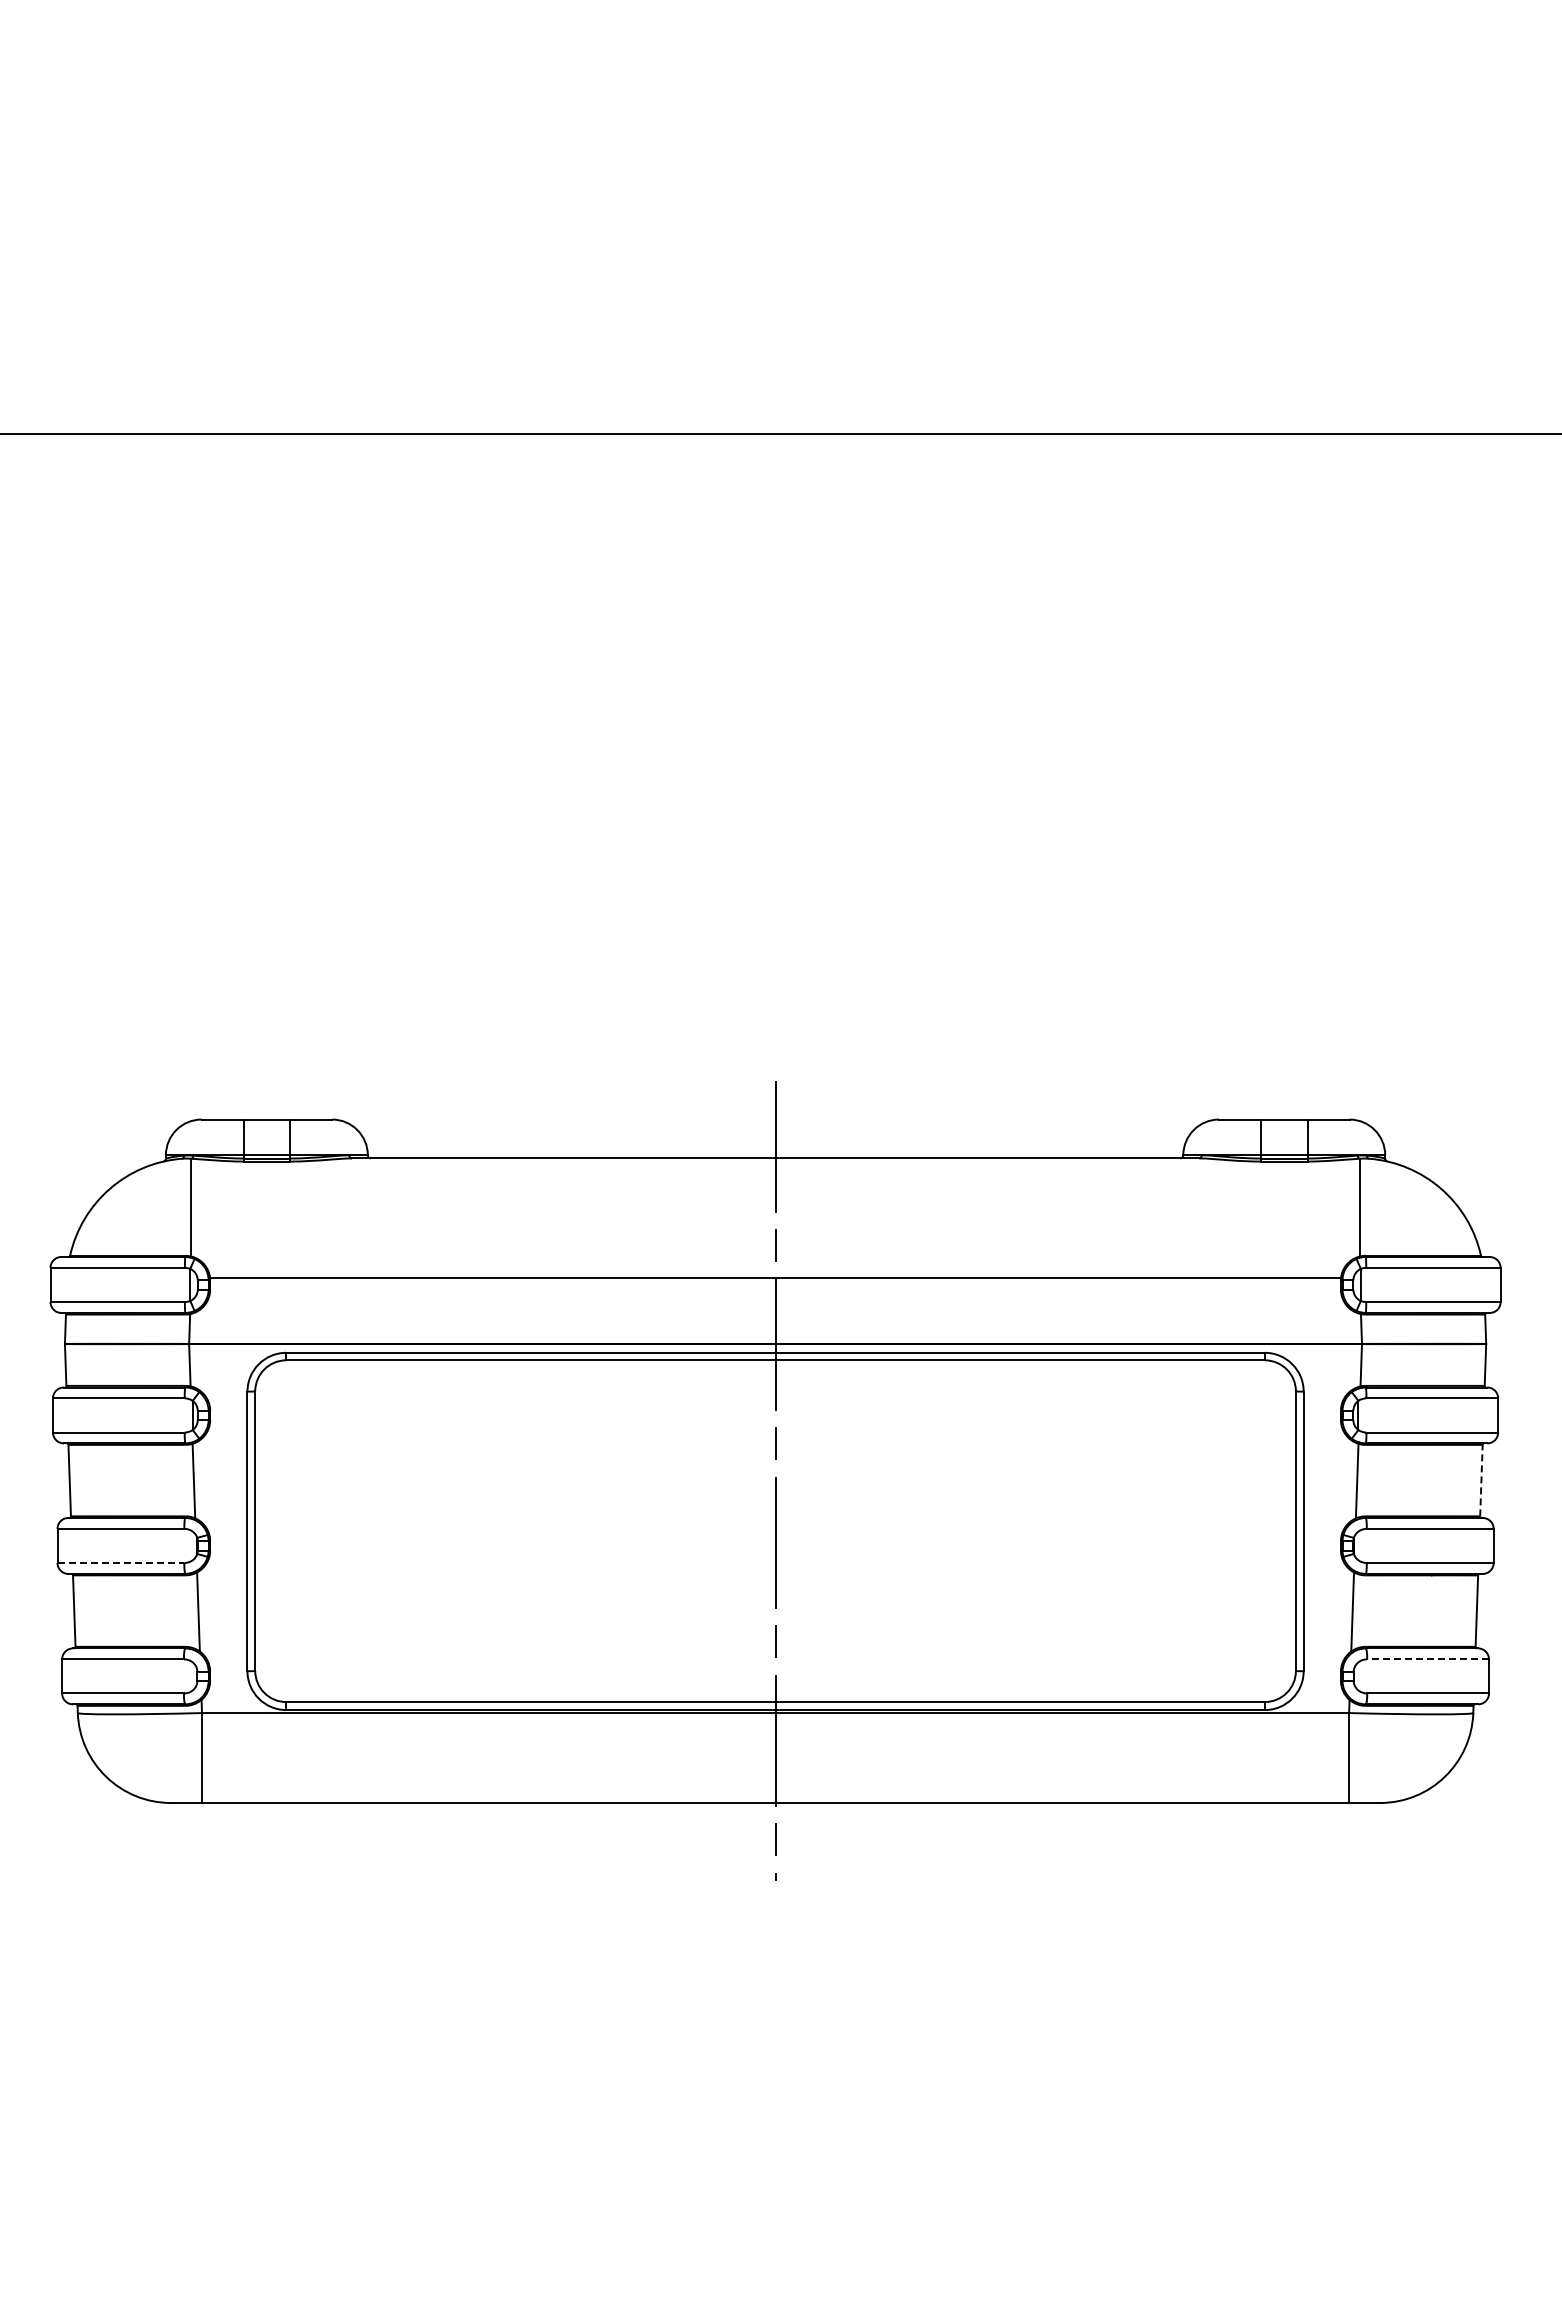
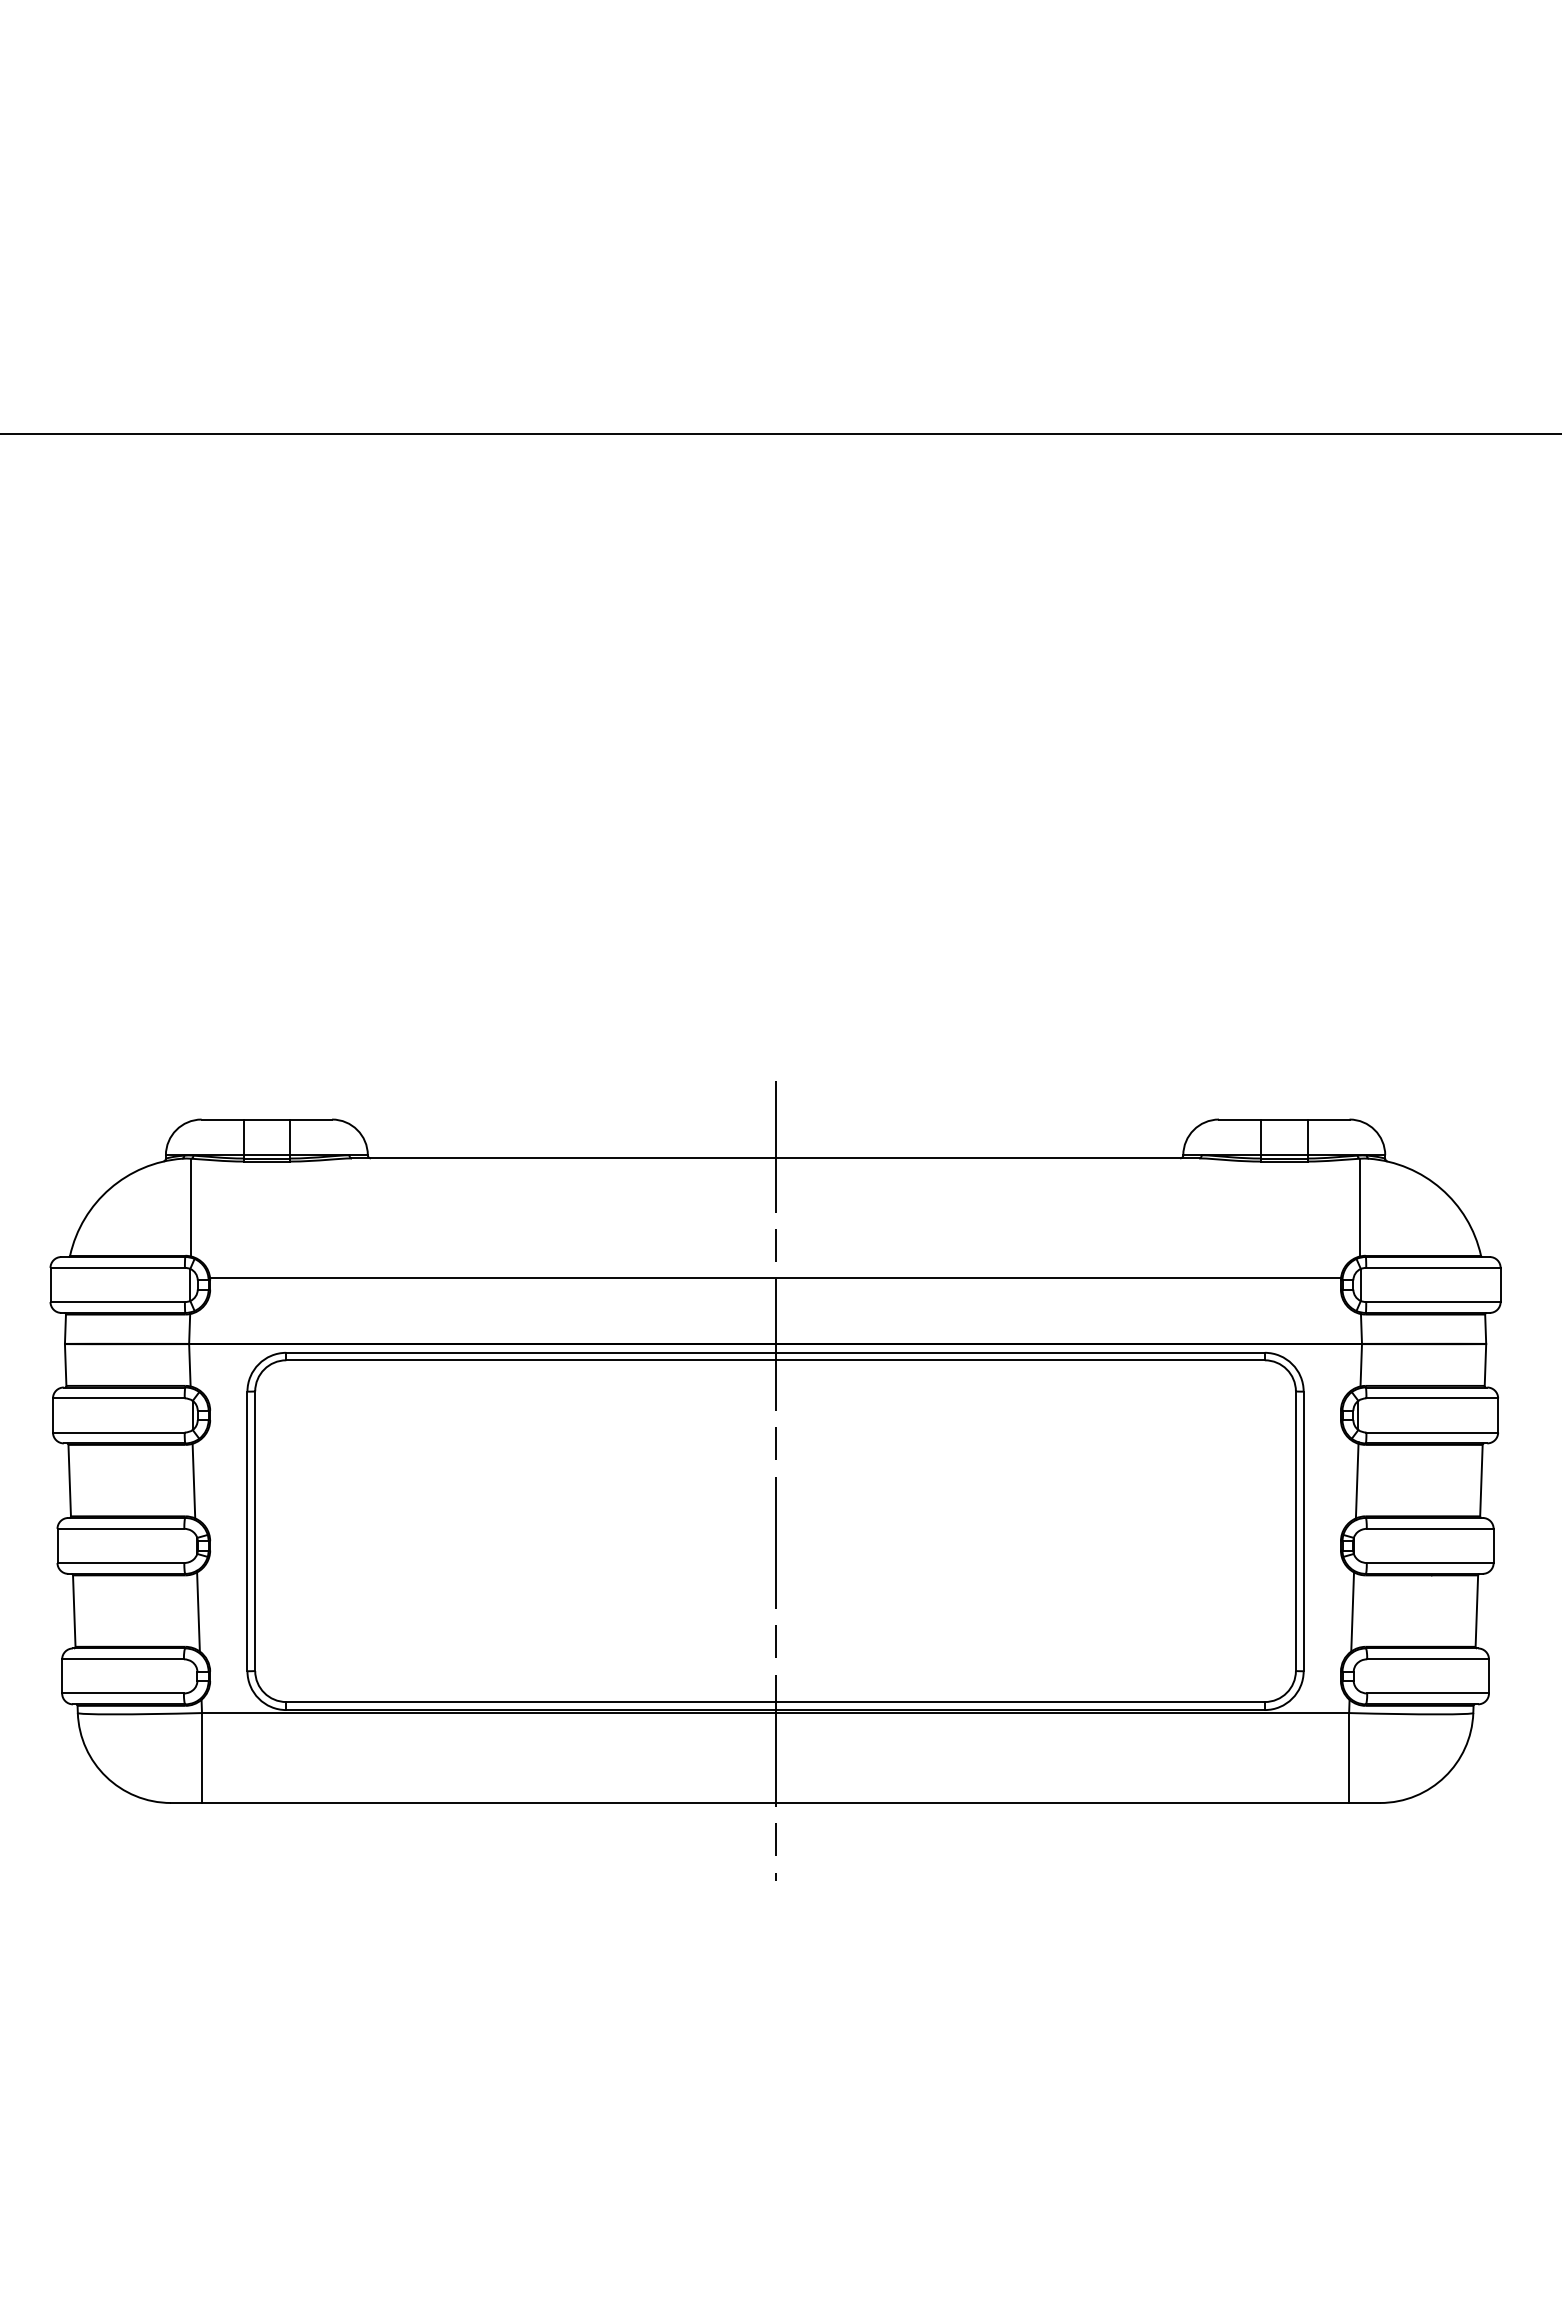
line: dashed -> solid (1481, 1480)
line: dashed -> solid (121, 1563)
line: dashed -> solid (1428, 1659)
